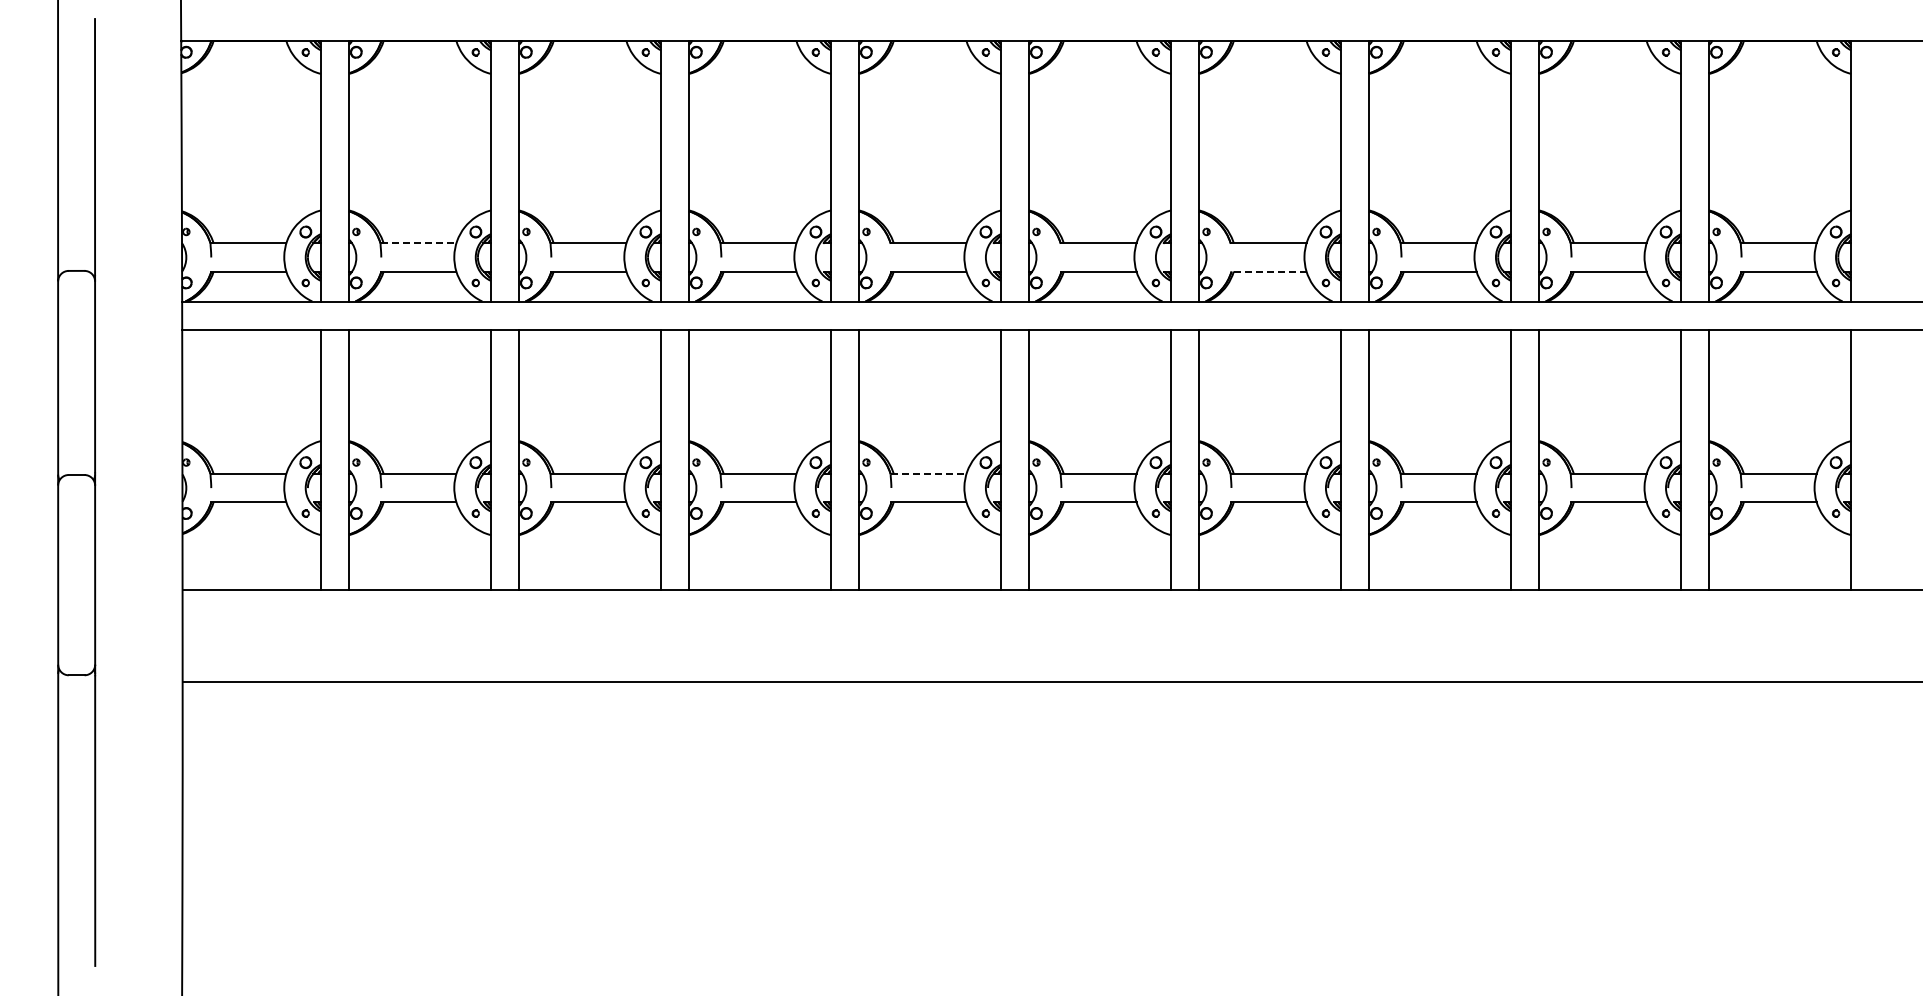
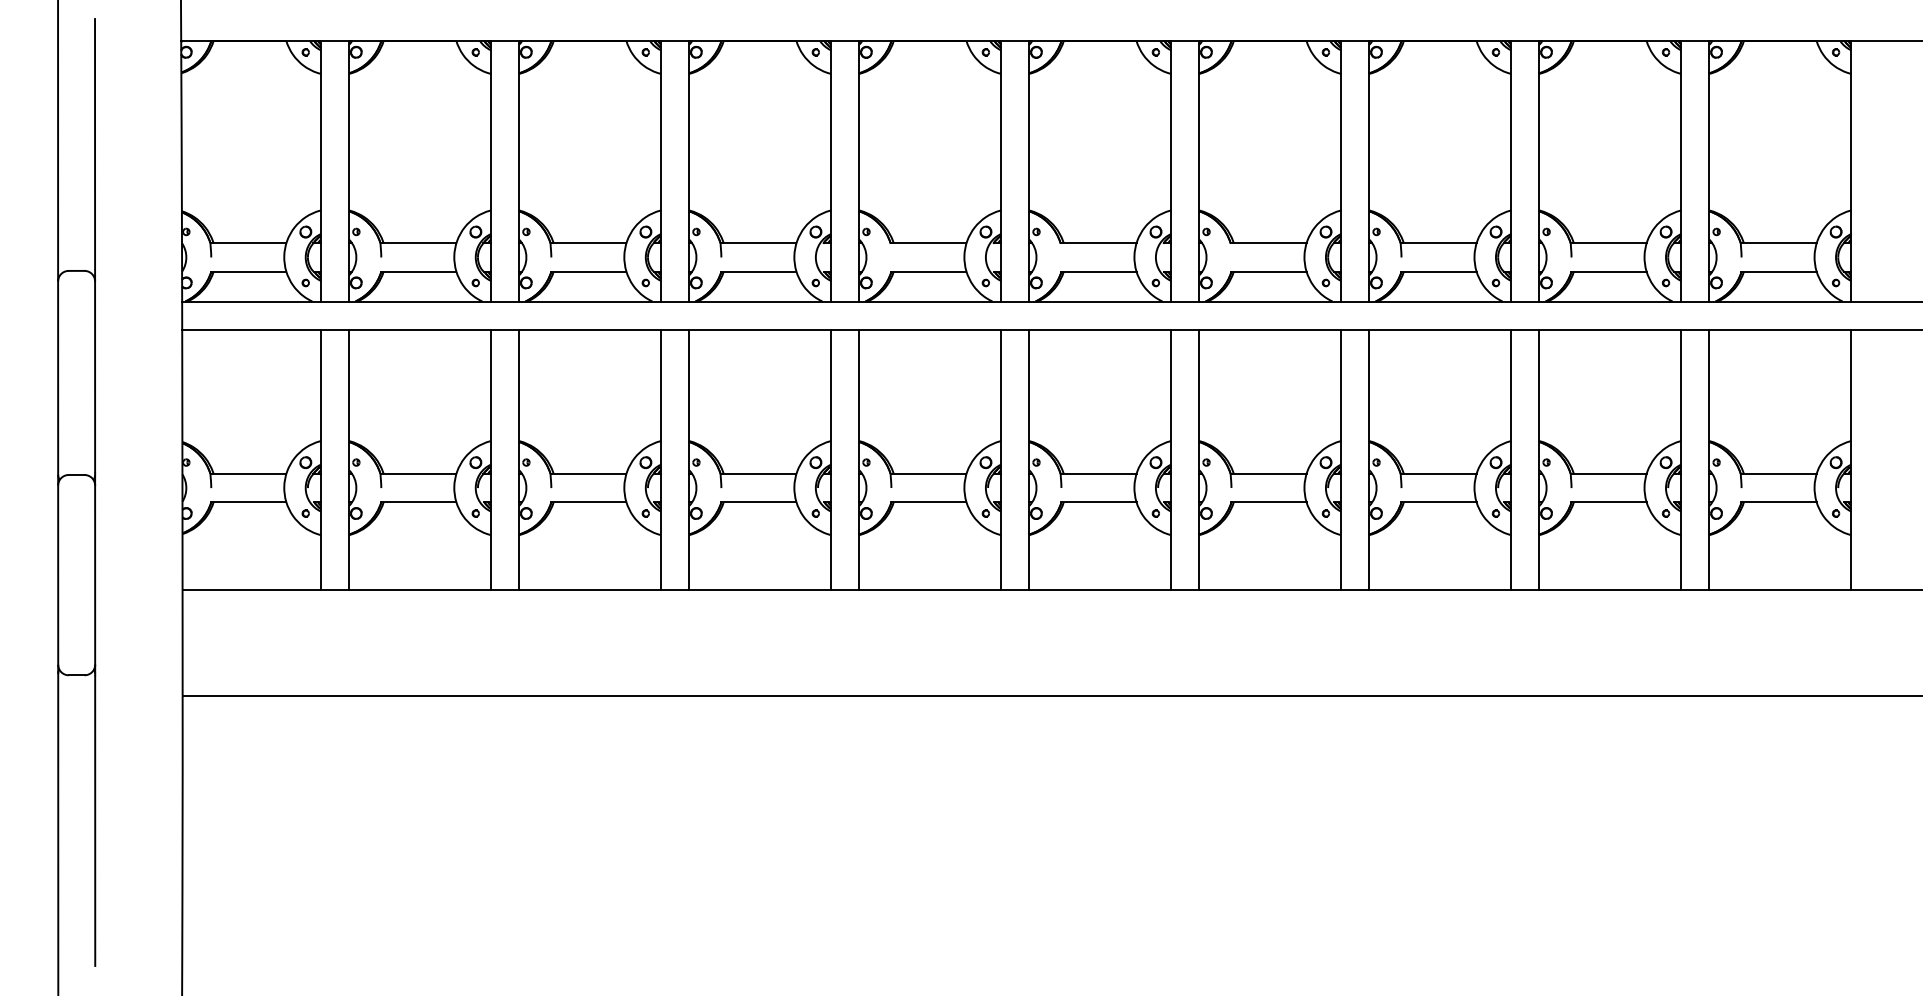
line: dashed -> solid (418, 243)
line: dashed -> solid (1268, 271)
line: dashed -> solid (928, 474)
line position: (1050, 681) -> (1050, 695) (1050, 695)
